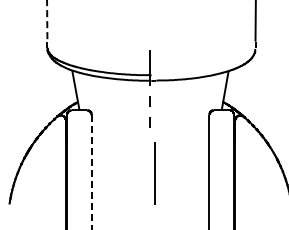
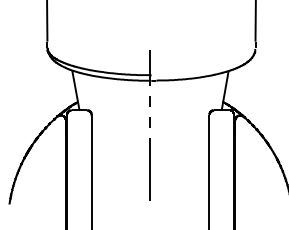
line: dashed -> solid (47, 21)
line: dashed -> solid (91, 171)
line position: (154, 173) -> (149, 169) (149, 169)
